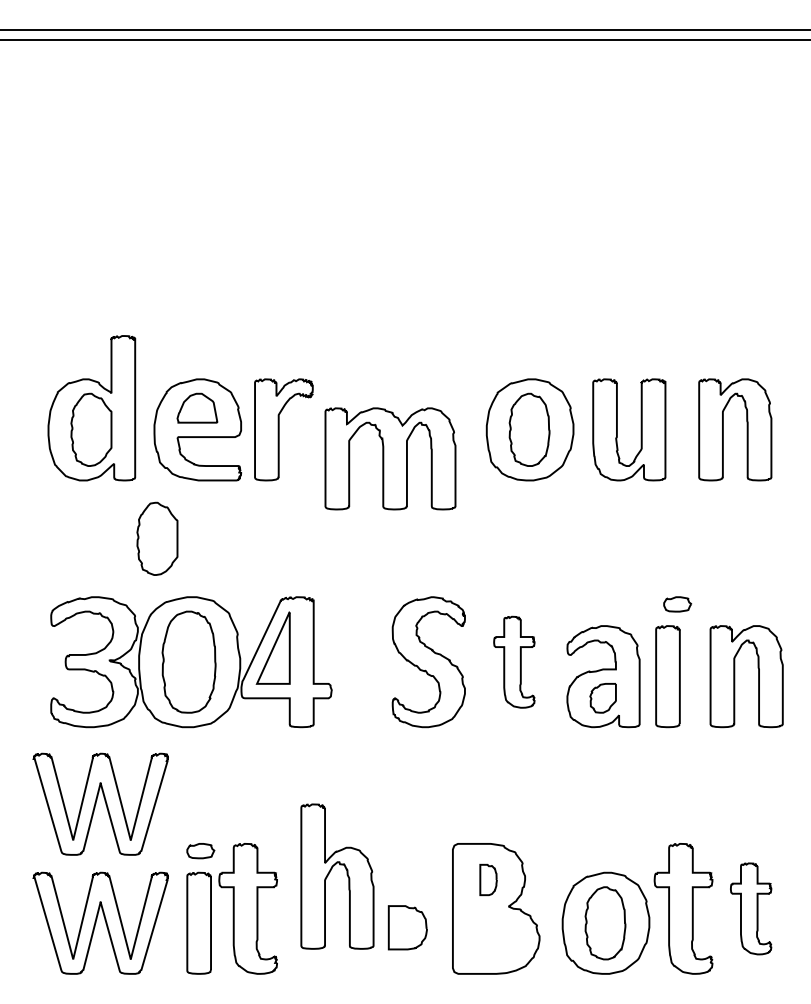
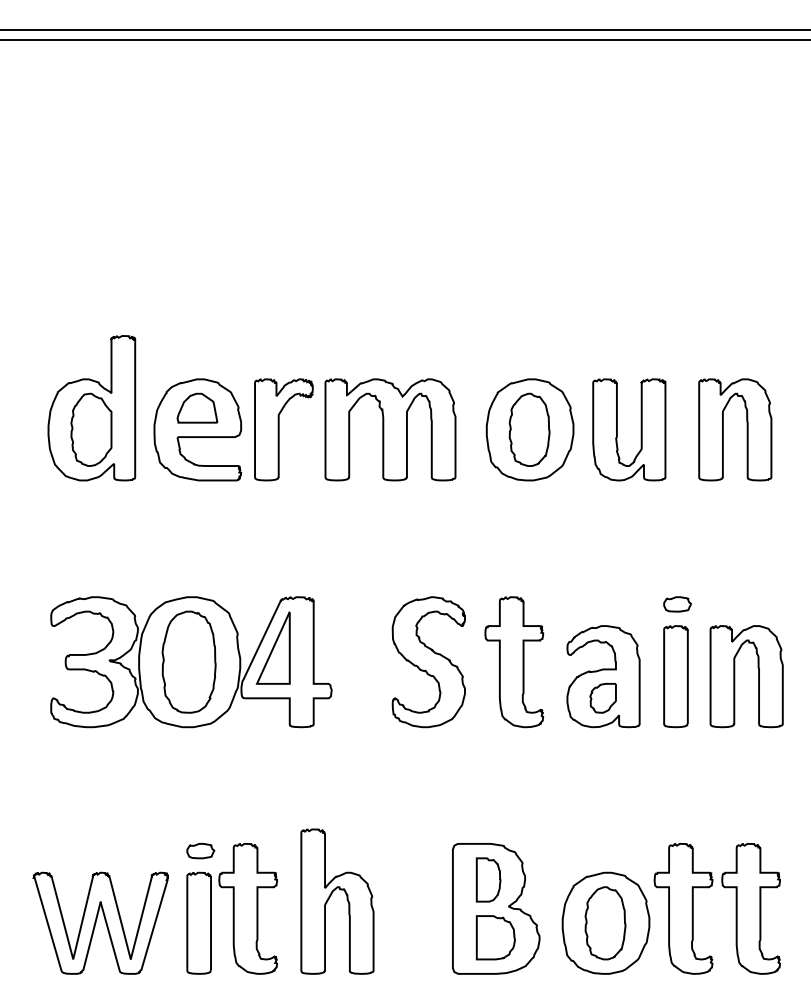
part position: (390, 458) -> (390, 429) (390, 429)
part: present -> none (157, 538)
part size: 43x94 px -> 61x133 px (514, 662)
part position: (667, 676) -> (675, 676) (675, 676)
part: present -> none (100, 803)
part position: (330, 872) -> (330, 897) (330, 897)
part size: 19x34 px -> 27x46 px (488, 879)
part size: 43x94 px -> 60x132 px (750, 908)
part position: (407, 927) -> (495, 937) (495, 937)
